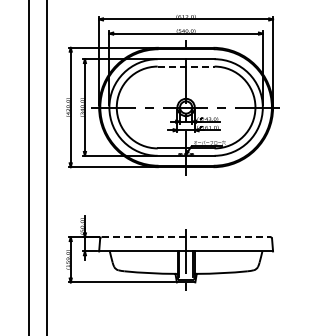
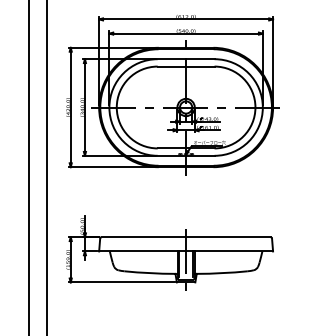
line: dashed -> solid (186, 66)
line: dashed -> solid (186, 237)
